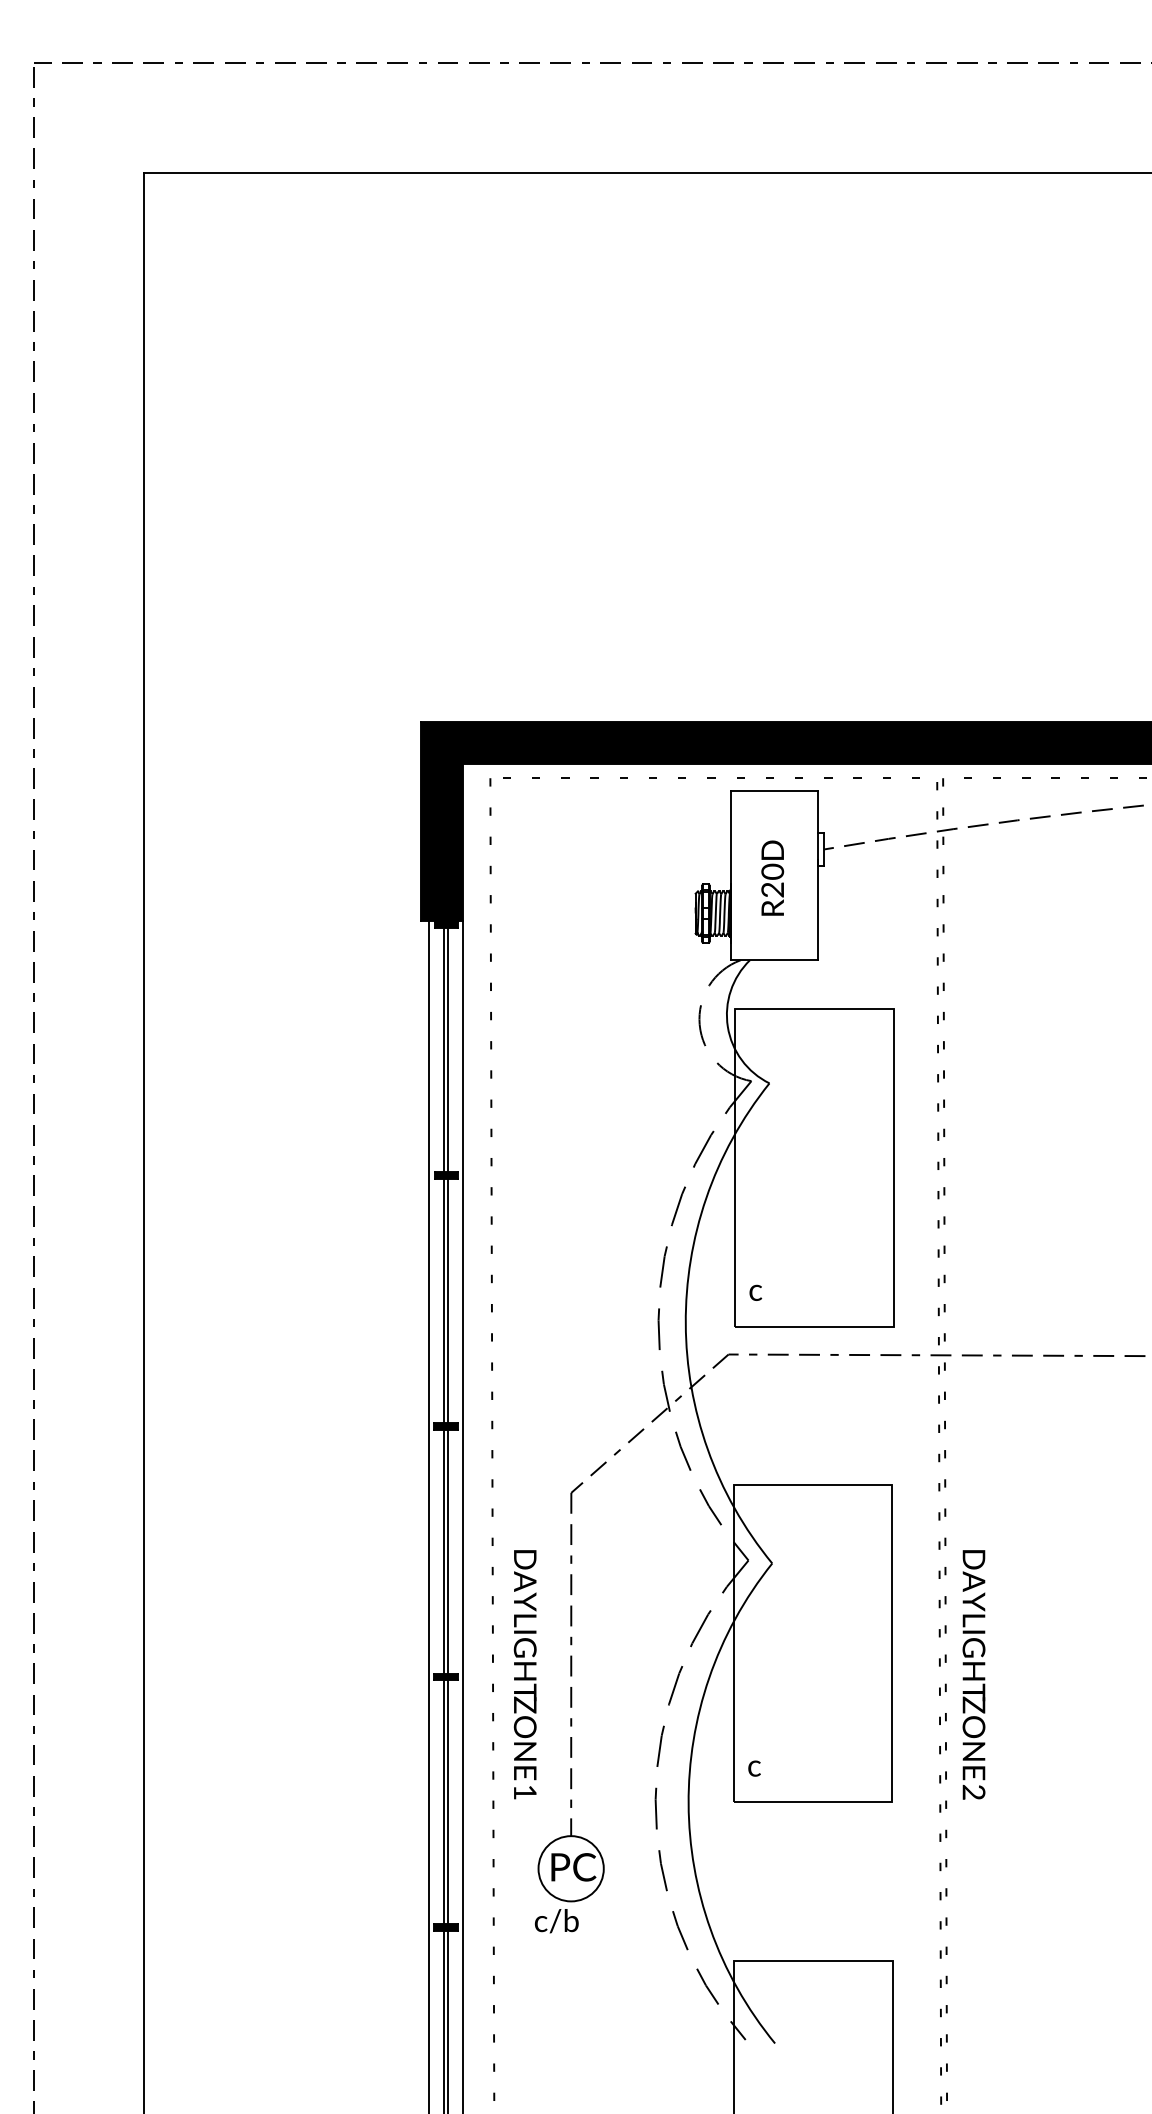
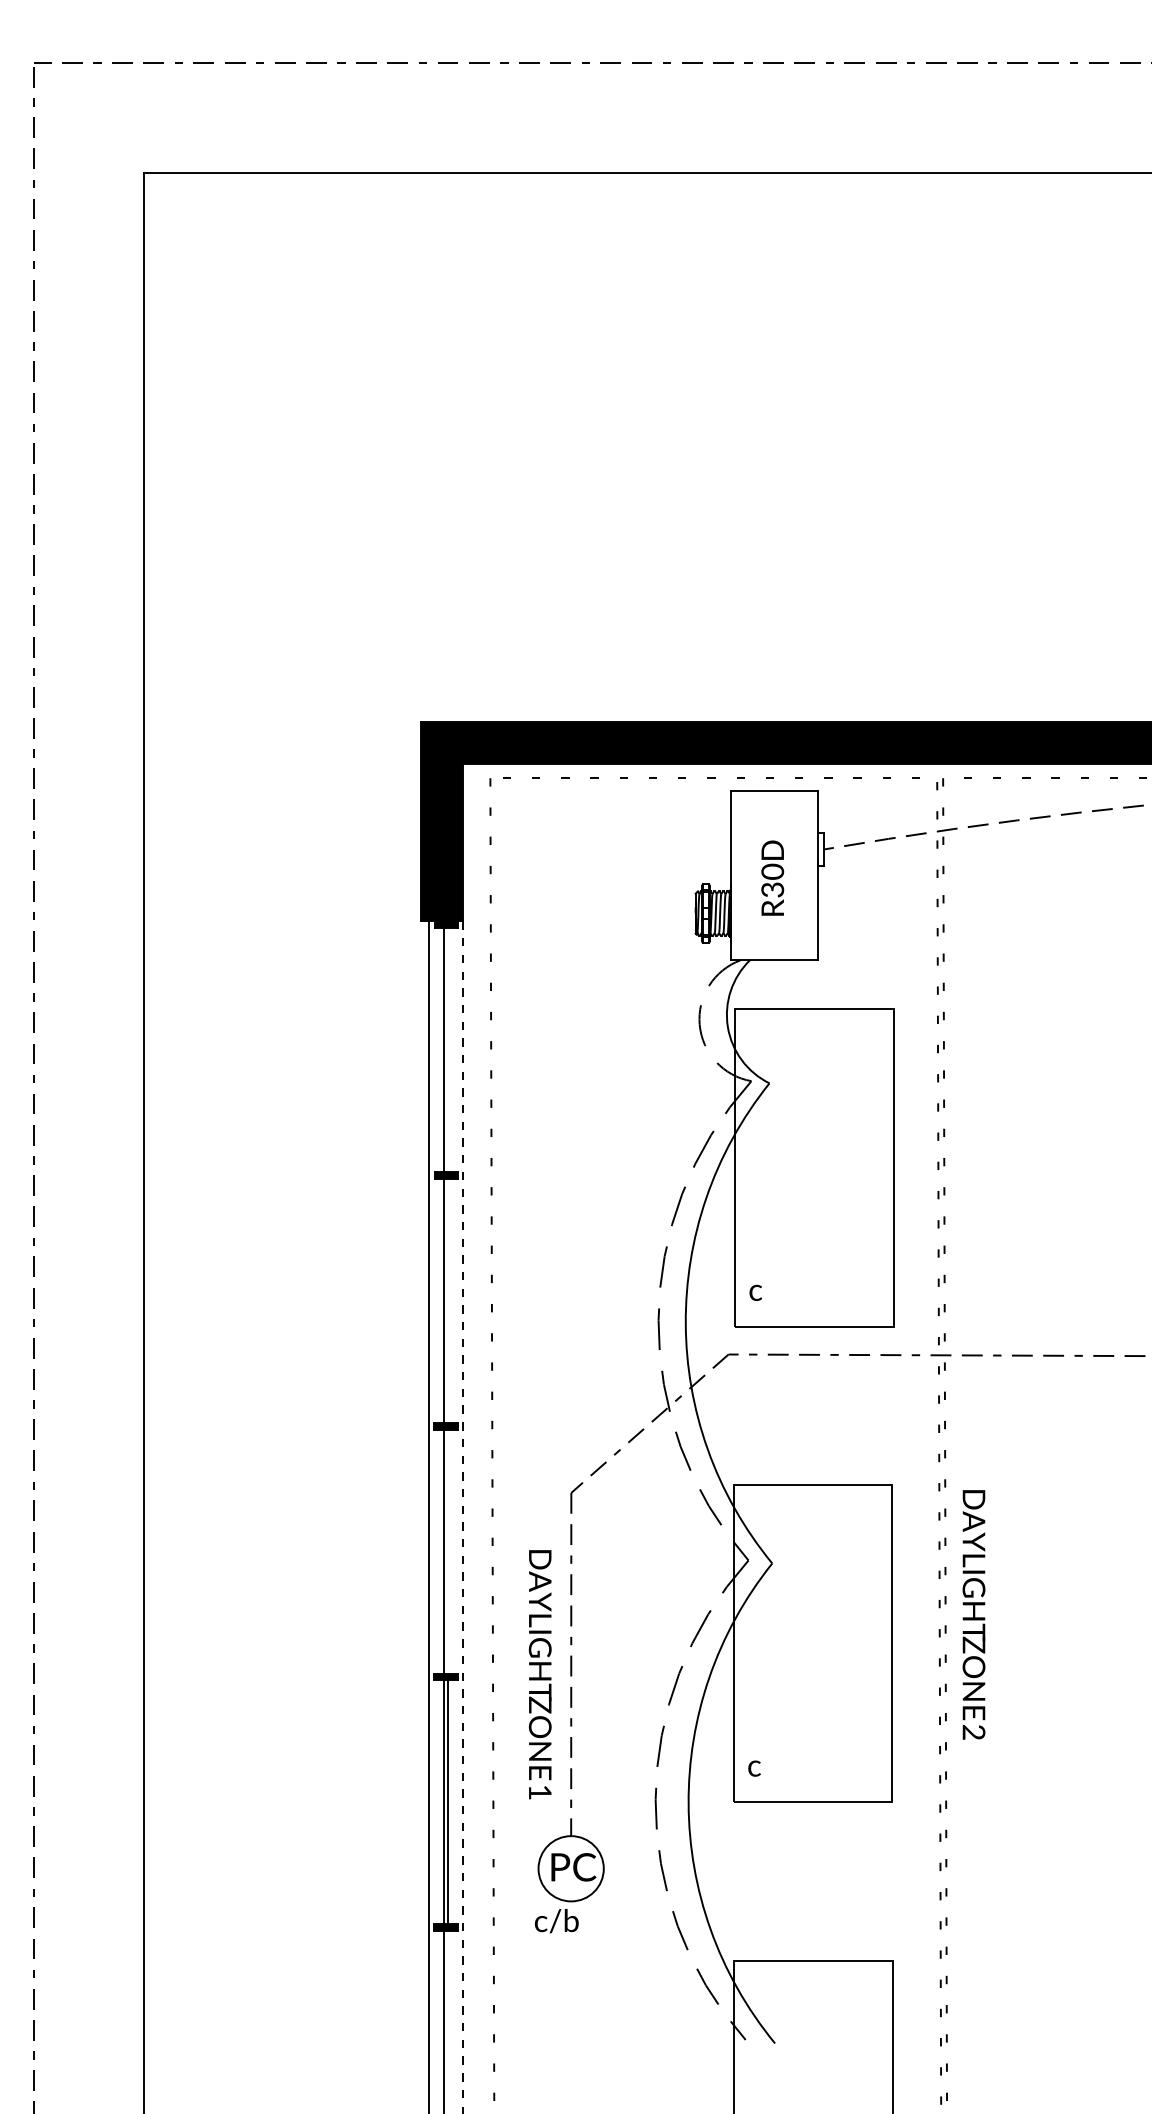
text: R20D -> R30D (774, 889)
line: present -> none (448, 1050)
line: present -> none (447, 1300)
line: solid -> dashed (462, 1517)
line: present -> none (448, 1551)
text position: (524, 1674) -> (539, 1674) (539, 1674)
text position: (973, 1674) -> (973, 1614) (973, 1614)
line: present -> none (448, 2020)
